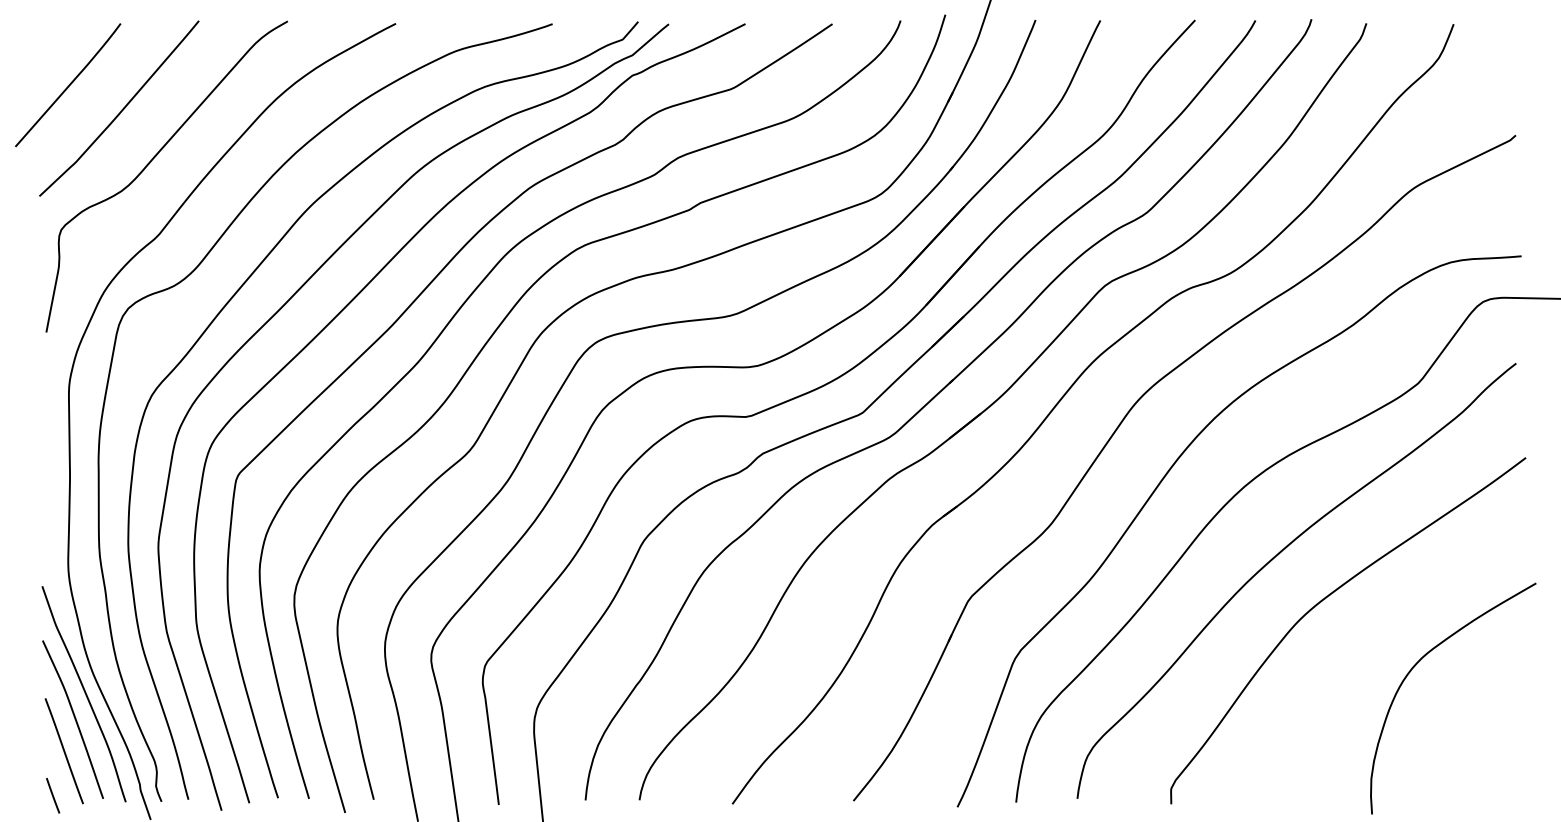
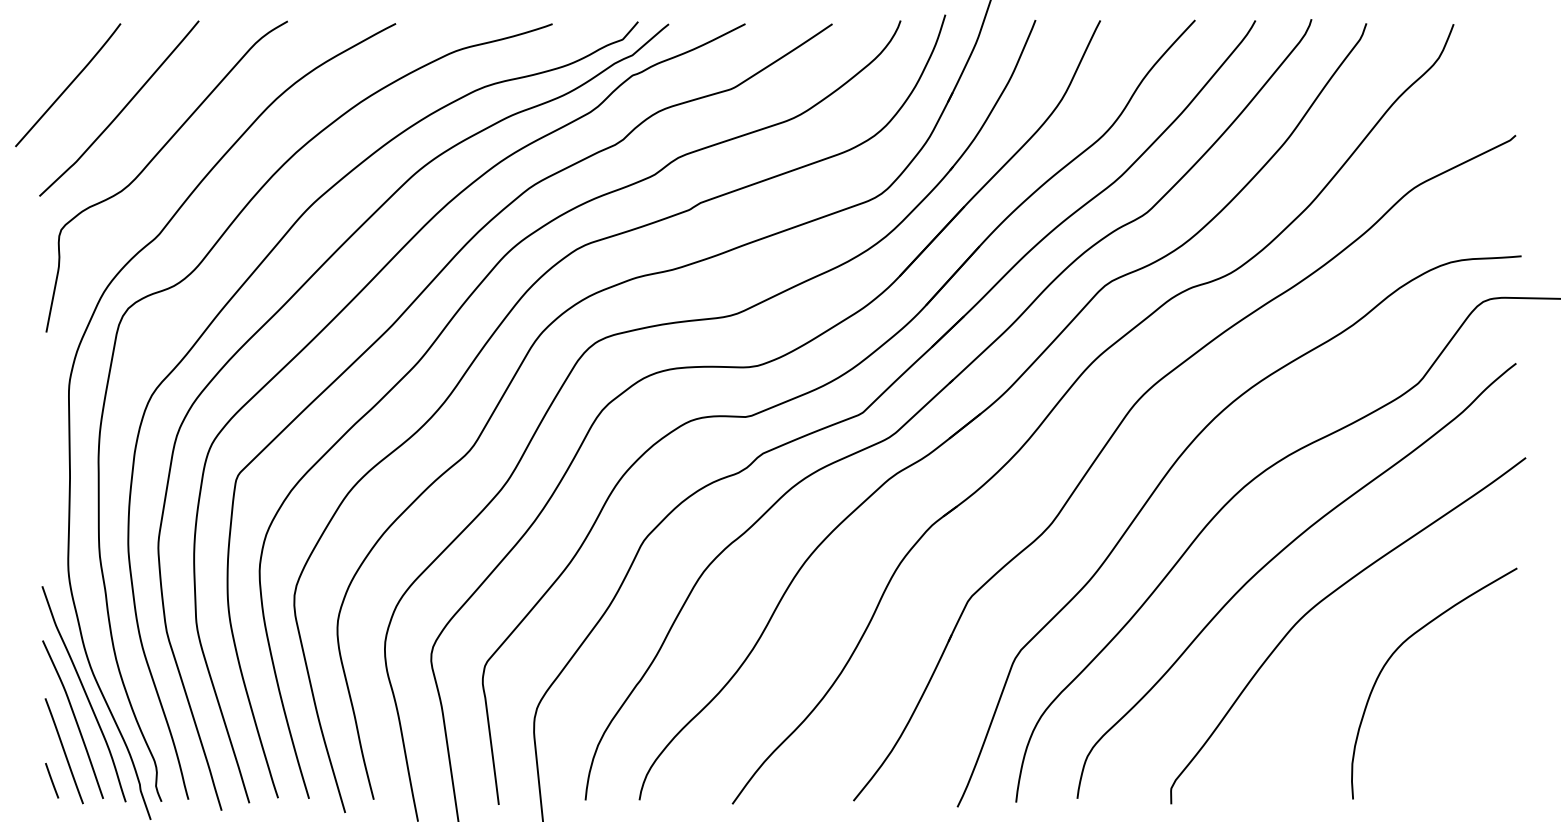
curve position: (1418, 663) -> (1399, 648) (1399, 648)
line position: (53, 795) -> (52, 780) (52, 780)
